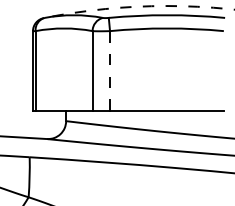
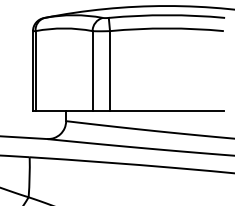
arc: dashed -> solid (138, 6)
line: dashed -> solid (110, 71)
